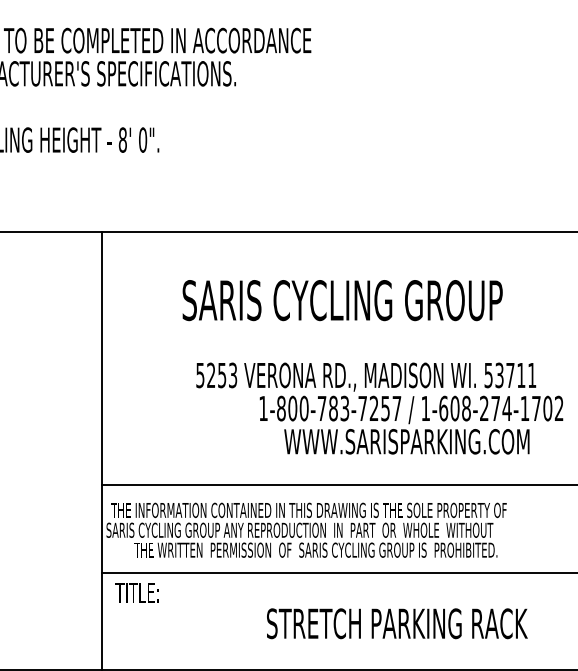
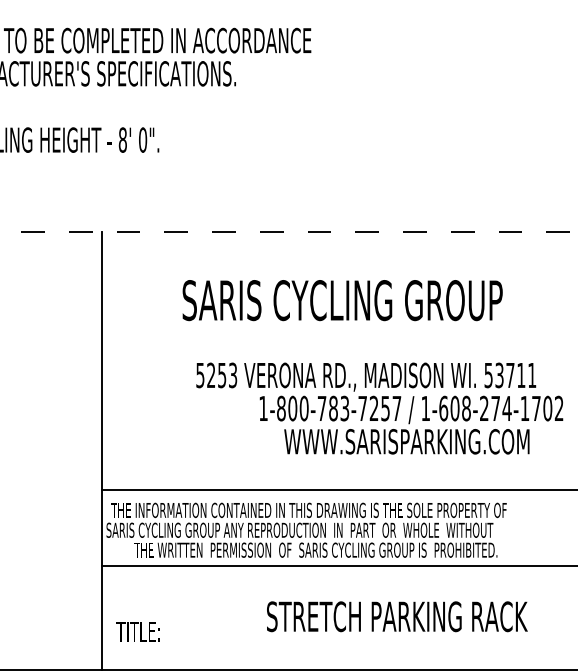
line: solid -> dashed (289, 232)
line position: (338, 484) -> (338, 489) (338, 489)
line position: (338, 573) -> (338, 566) (338, 566)
text position: (136, 592) -> (137, 631) (137, 631)
text position: (397, 623) -> (397, 616) (397, 616)
